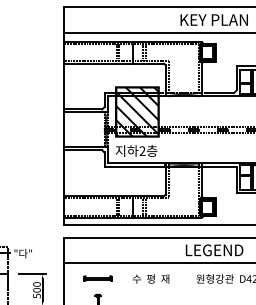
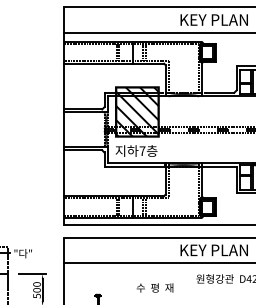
text: 2 -> 7 (142, 150)
text: LEGEND -> KEY PLAN (213, 250)
part: present -> none (97, 278)
text position: (150, 278) -> (154, 287) (154, 287)
